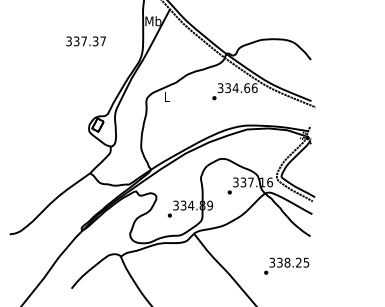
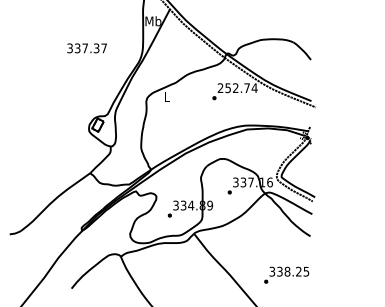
text position: (85, 41) -> (86, 48) (86, 48)
text: 334.66 -> 252.74 (237, 88)
text position: (286, 265) -> (286, 274) (286, 274)
